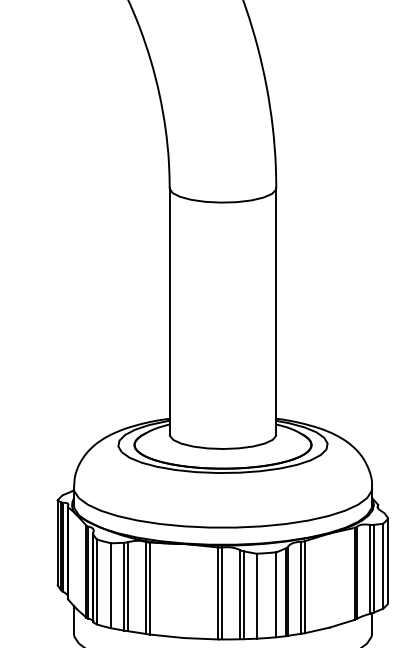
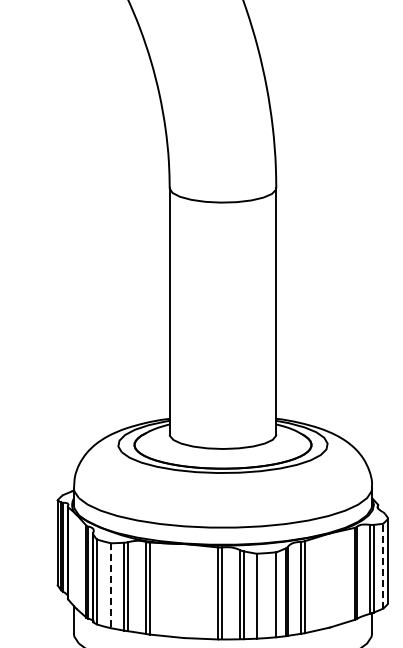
line: solid -> dashed (383, 565)
line: solid -> dashed (111, 586)
